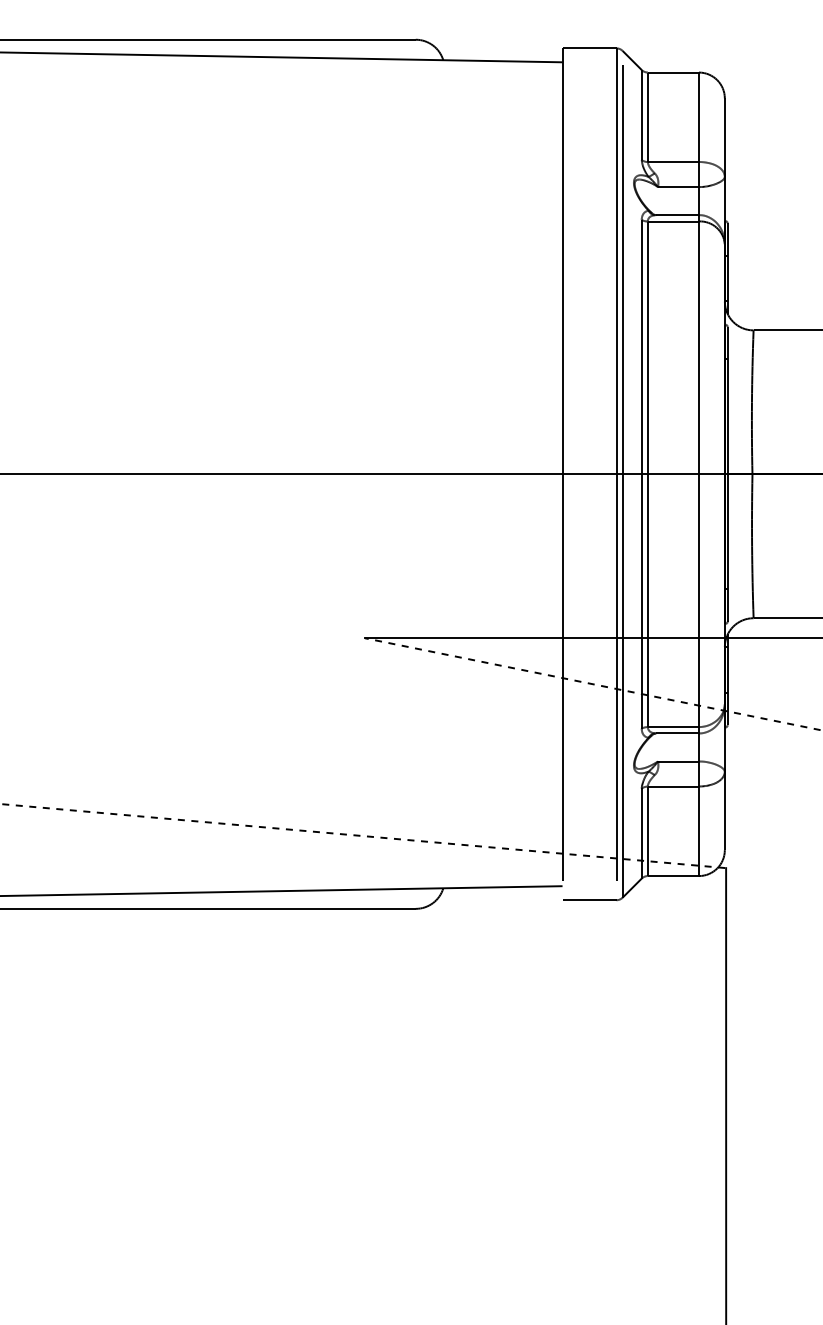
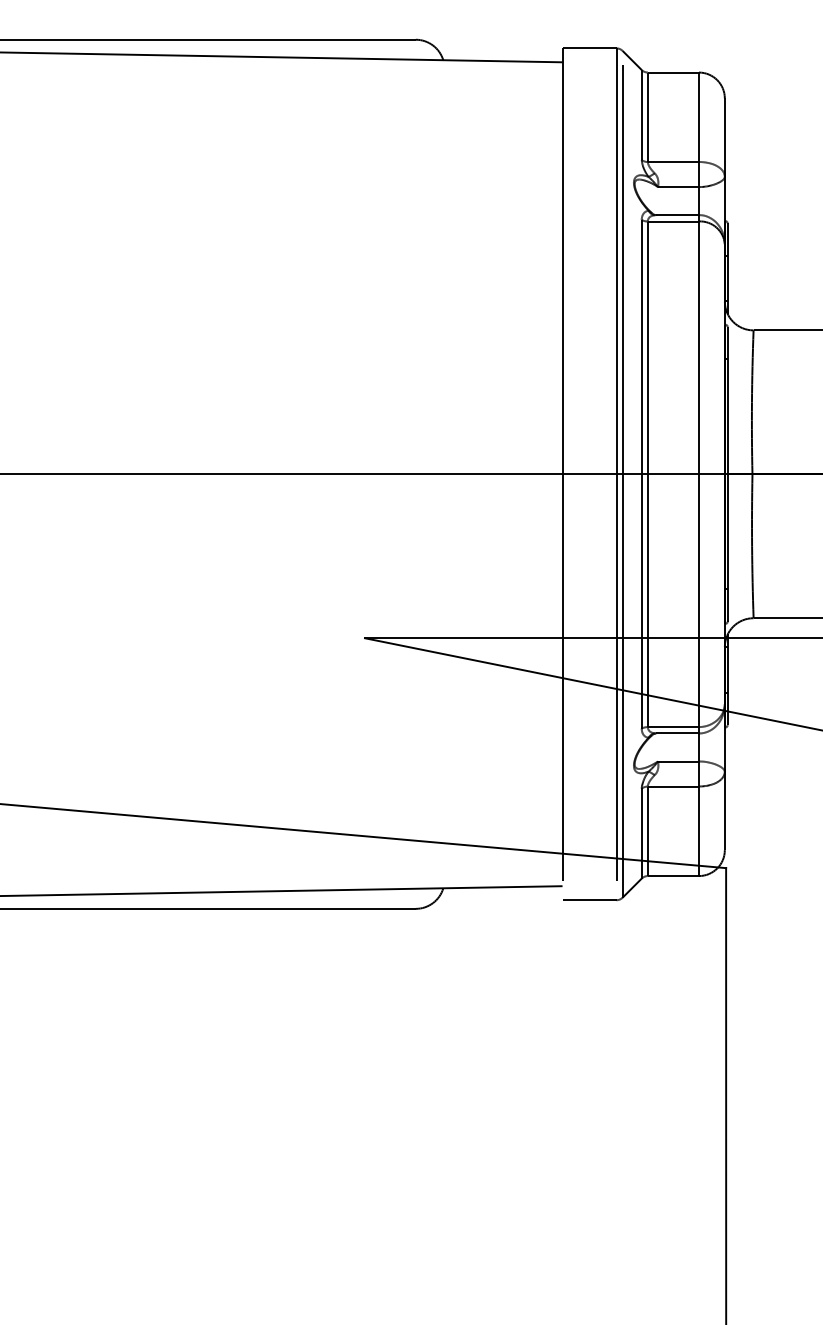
line: dashed -> solid (593, 684)
line: dashed -> solid (363, 836)
